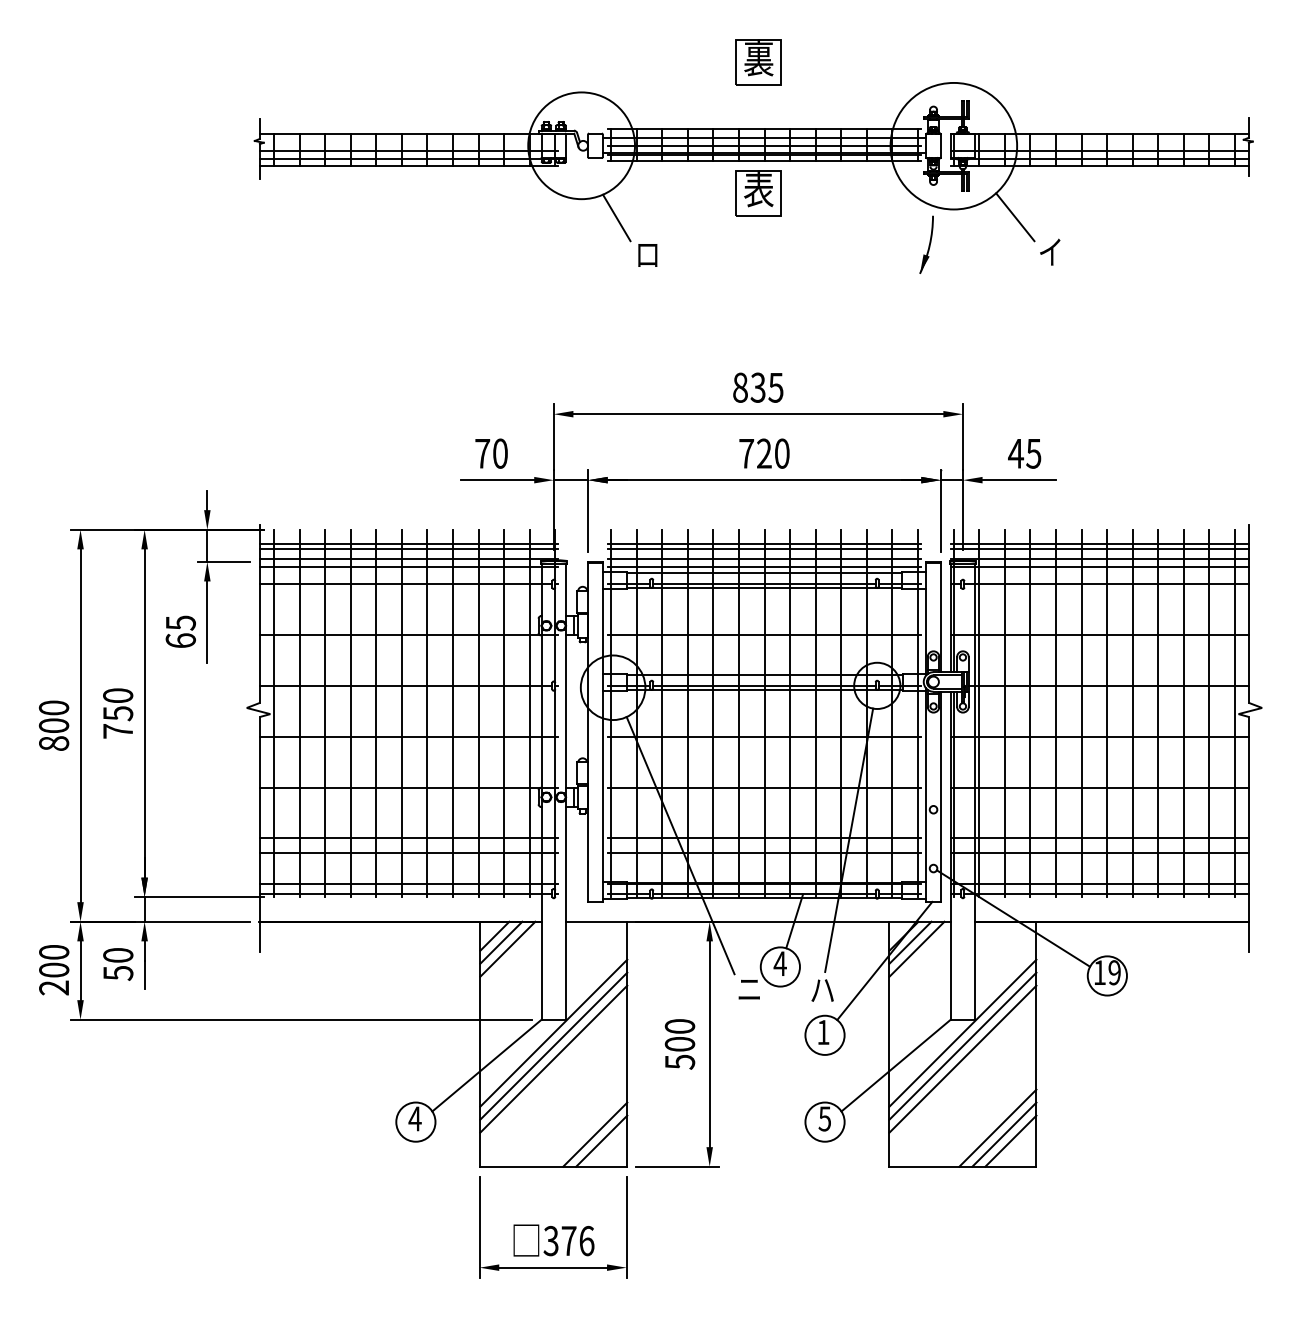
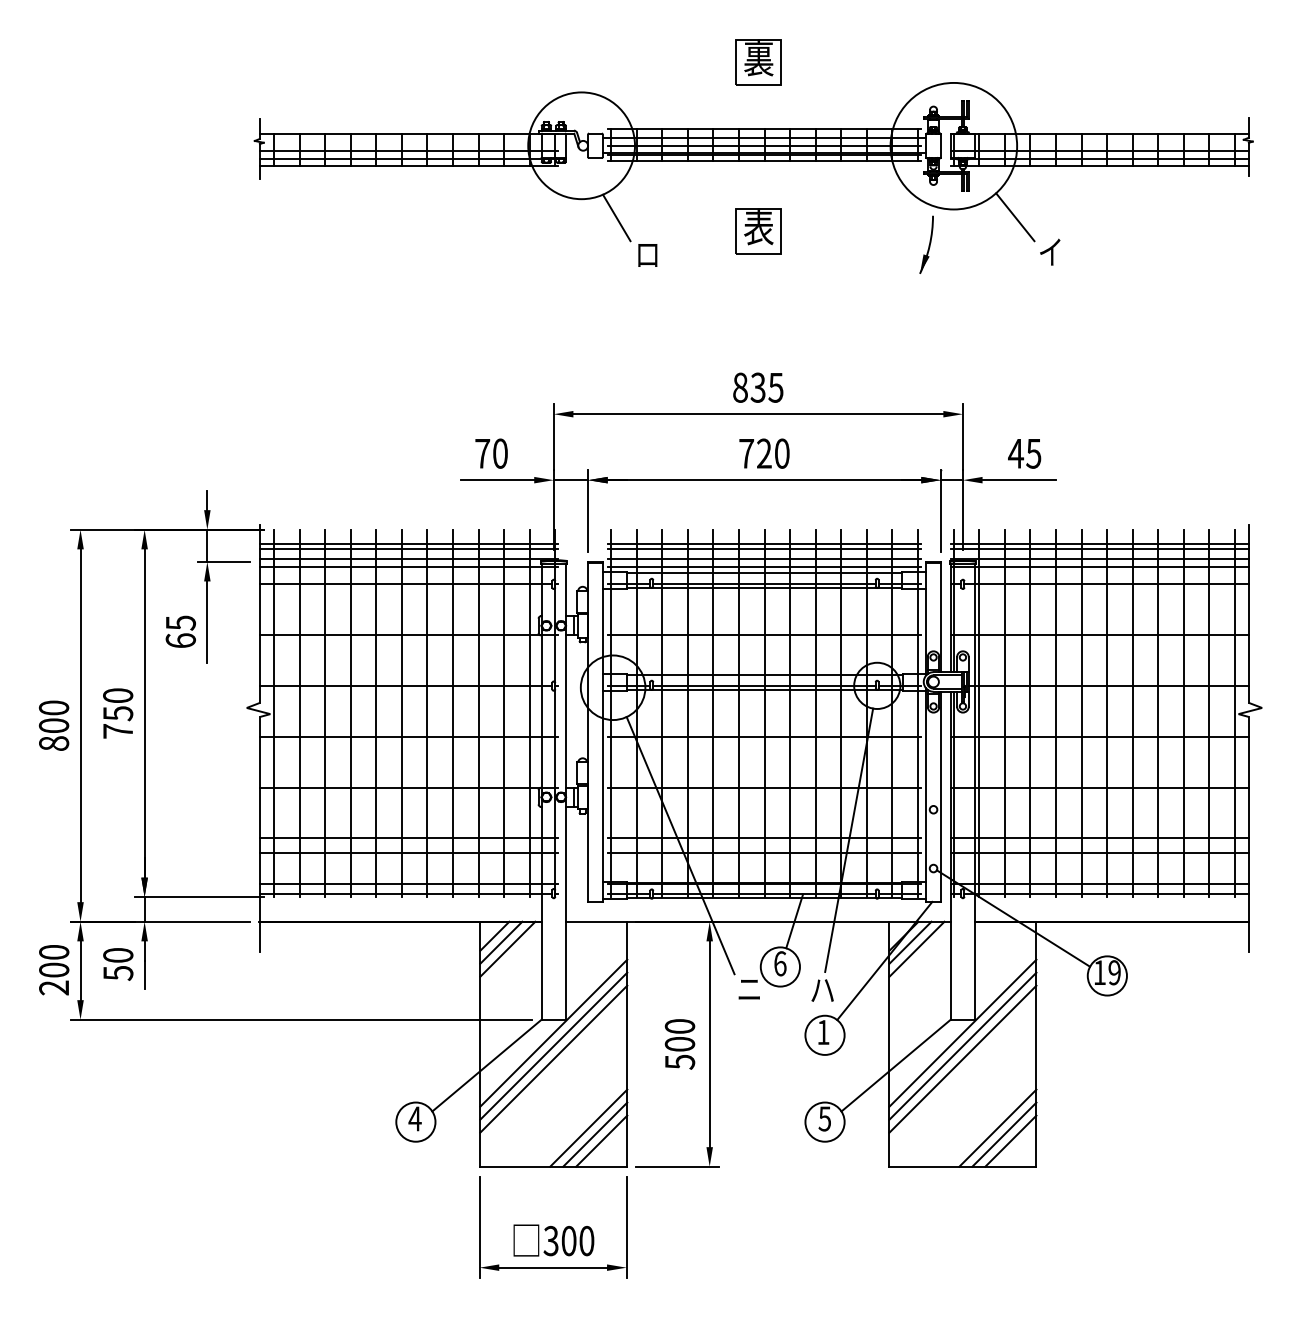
part position: (758, 193) -> (758, 231) (758, 231)
text: 4 -> 6 (779, 963)
line: none -> present (588, 1127)
text: 376 -> 300 (577, 1240)
